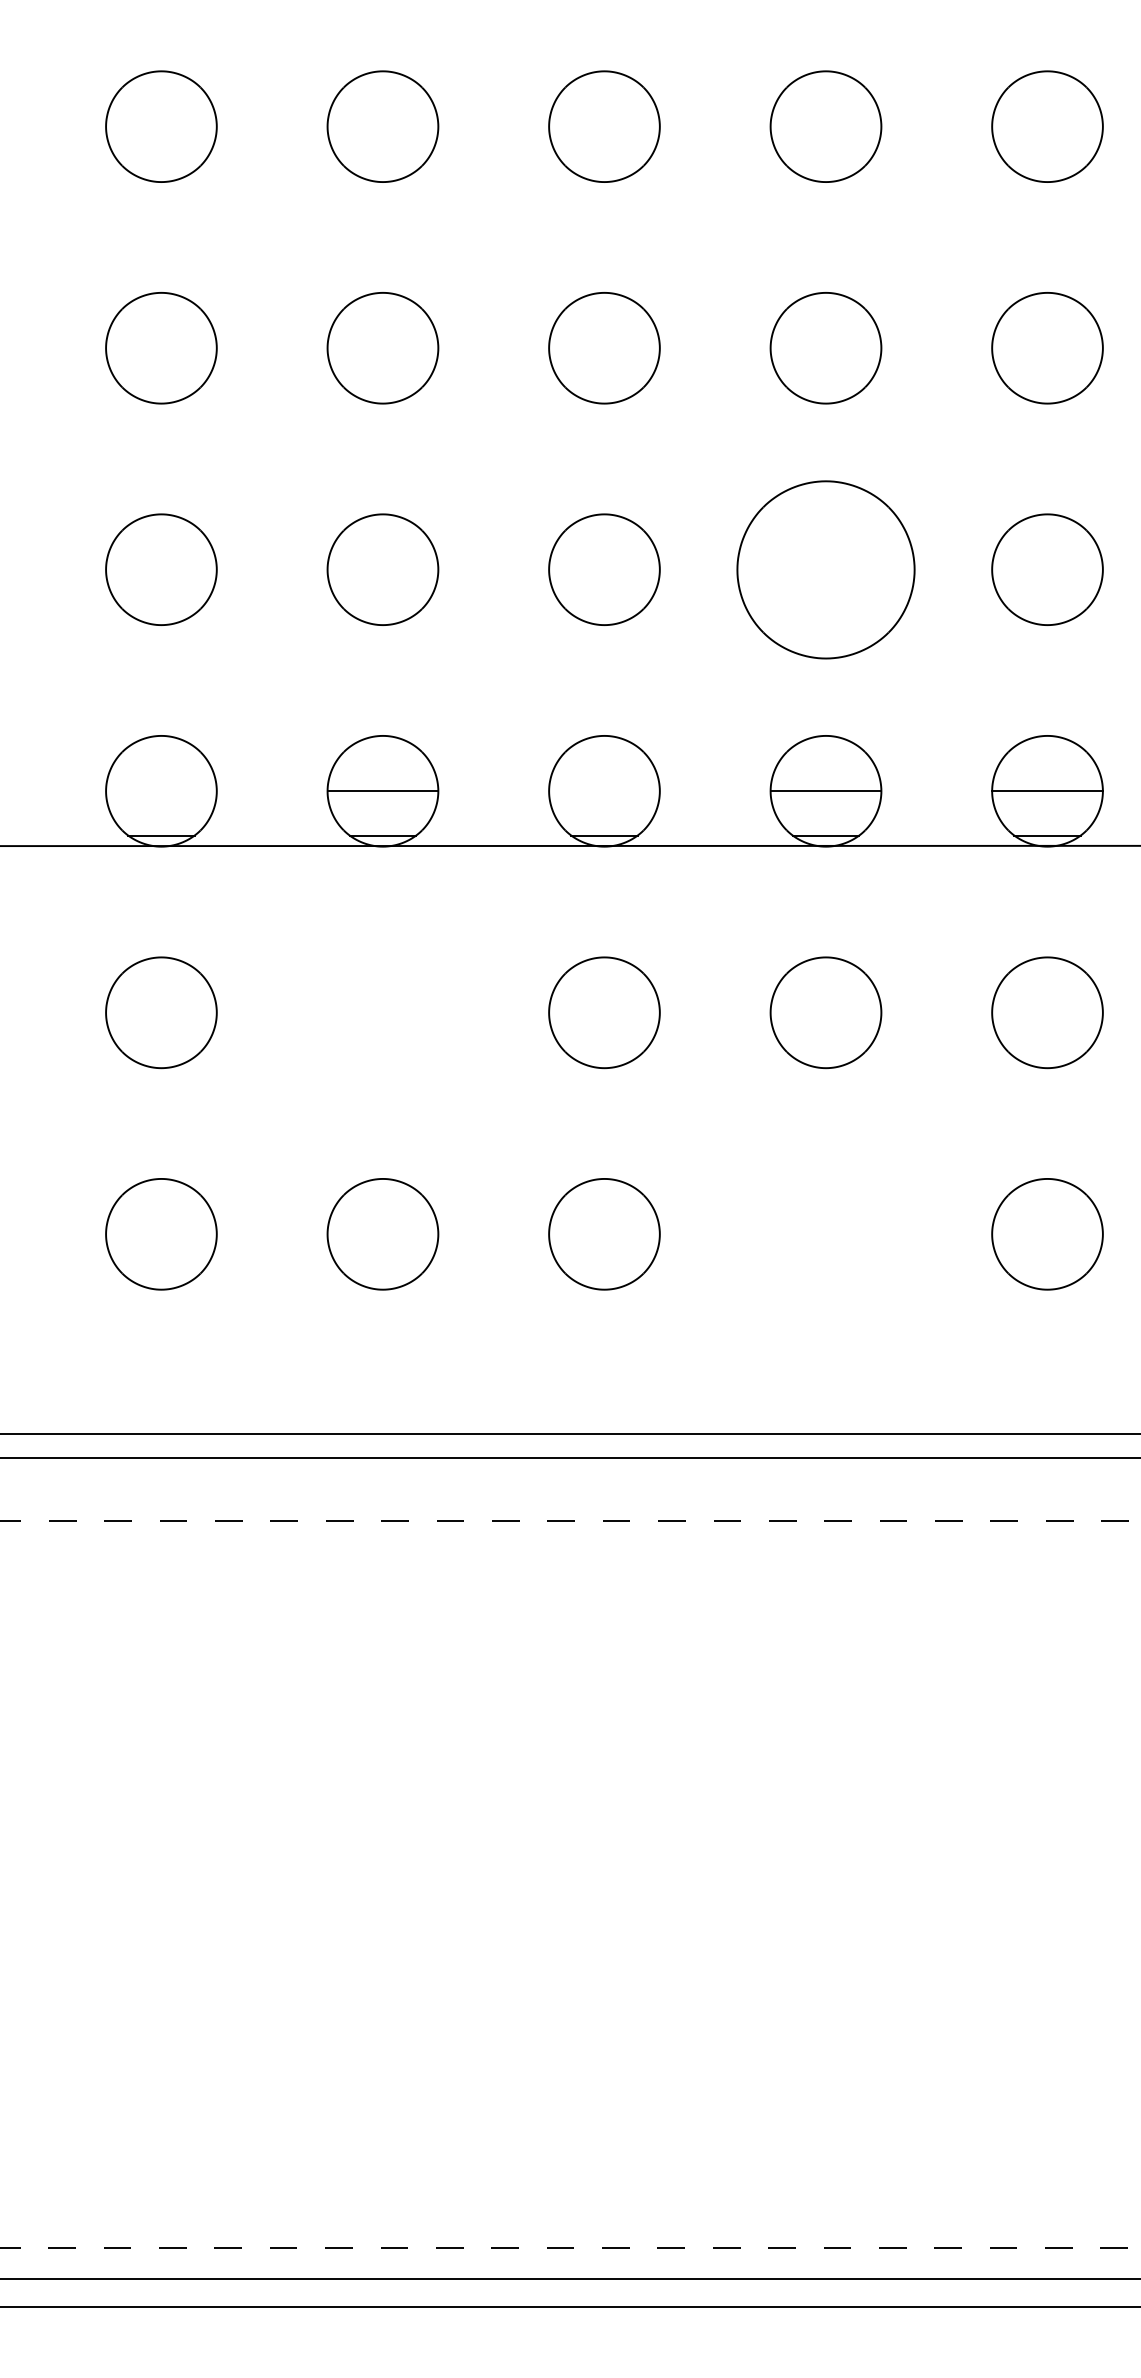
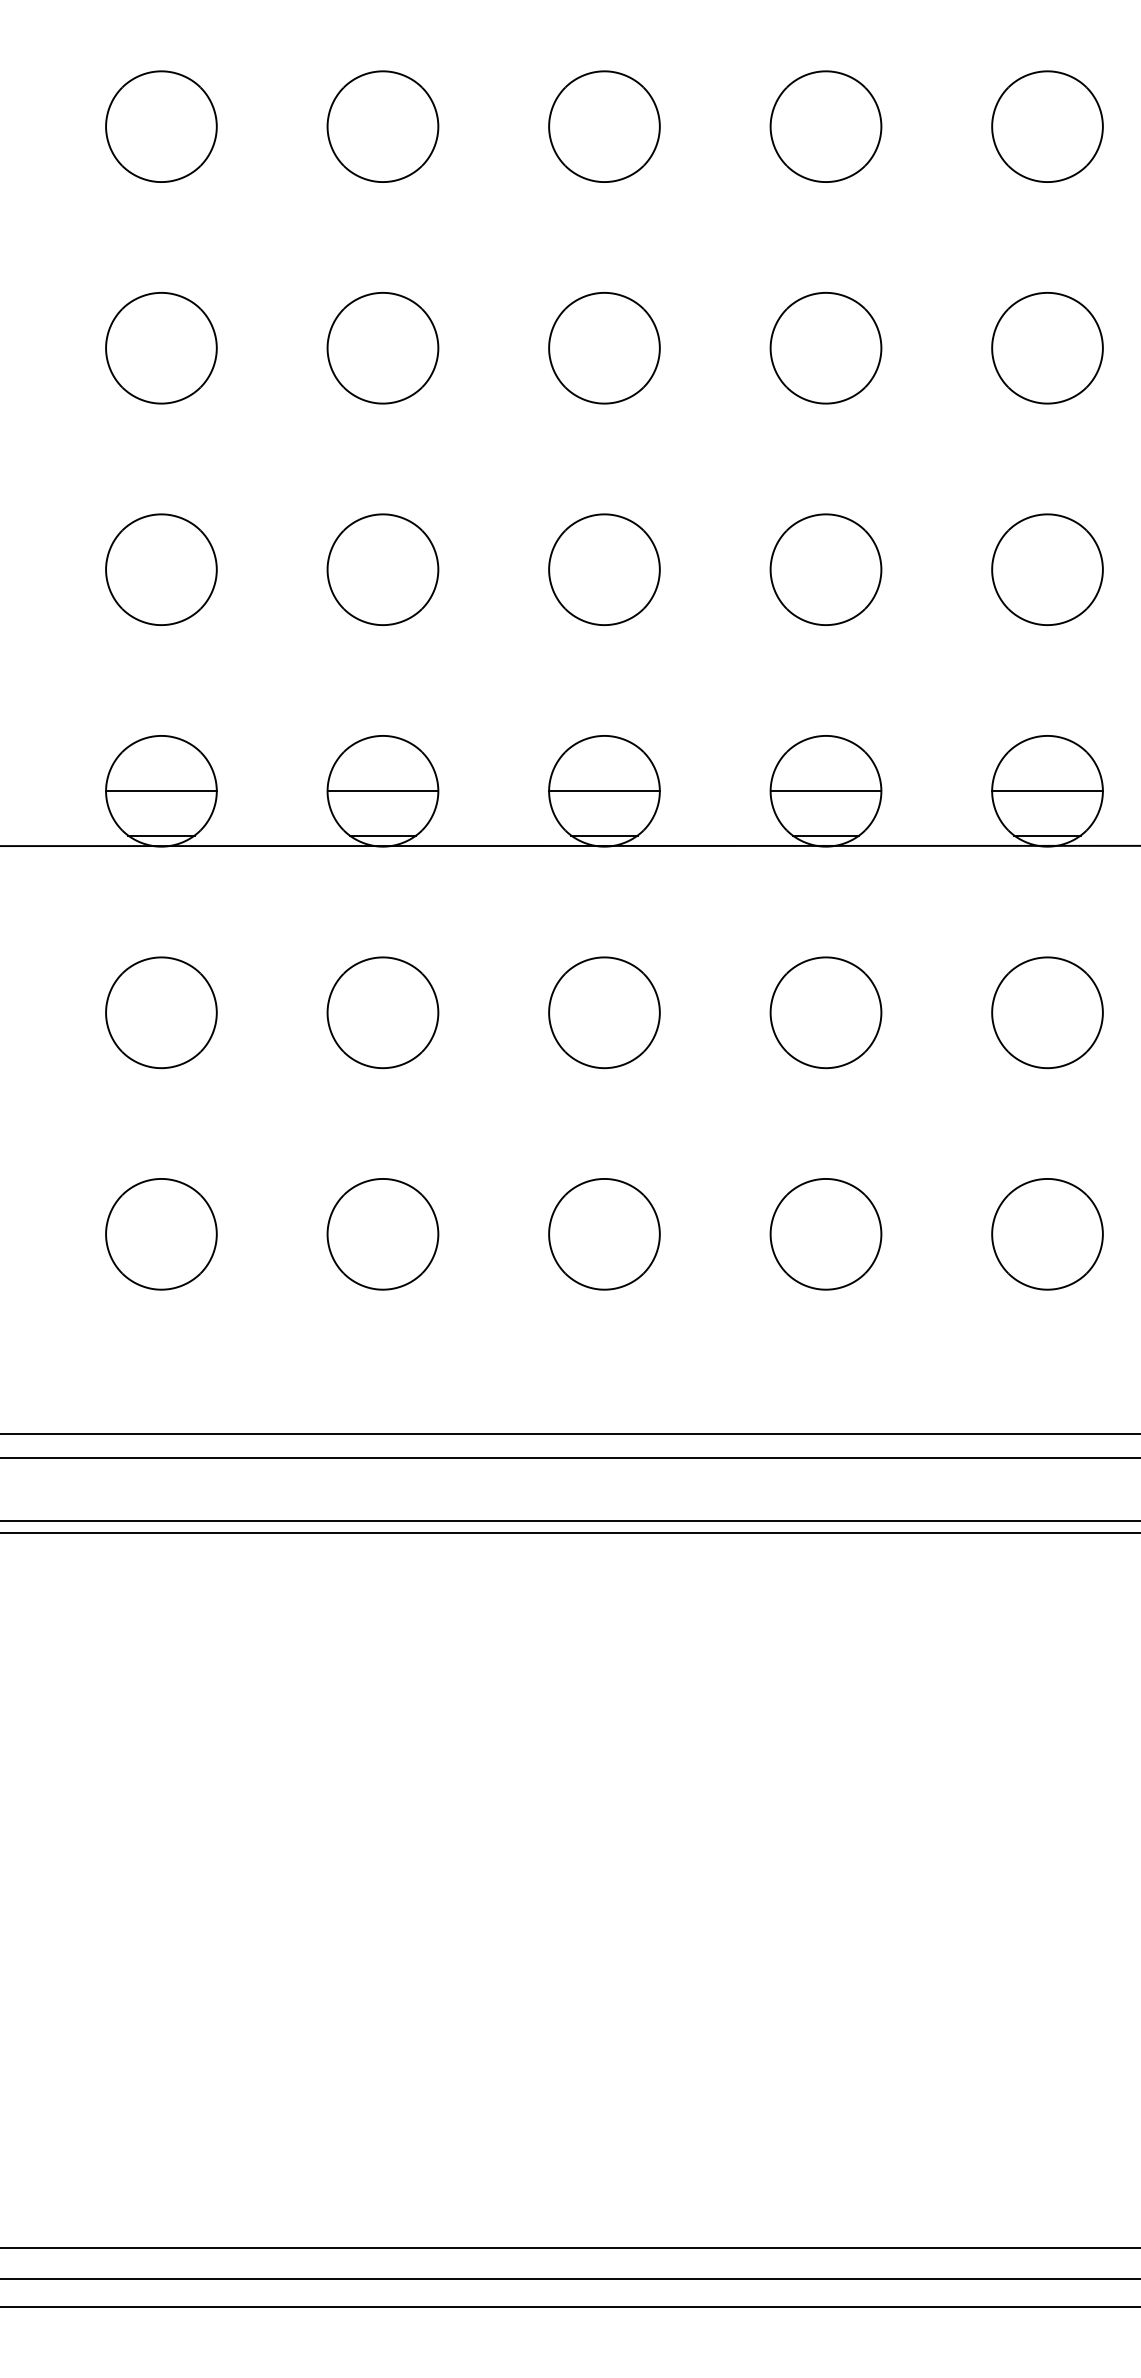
part size: 180x180 px -> 114x113 px (825, 569)
line: none -> present (161, 791)
line: none -> present (604, 791)
part: none -> present (382, 1012)
part: none -> present (825, 1234)
line: dashed -> solid (570, 1521)
line: none -> present (569, 1533)
line: dashed -> solid (570, 2247)
